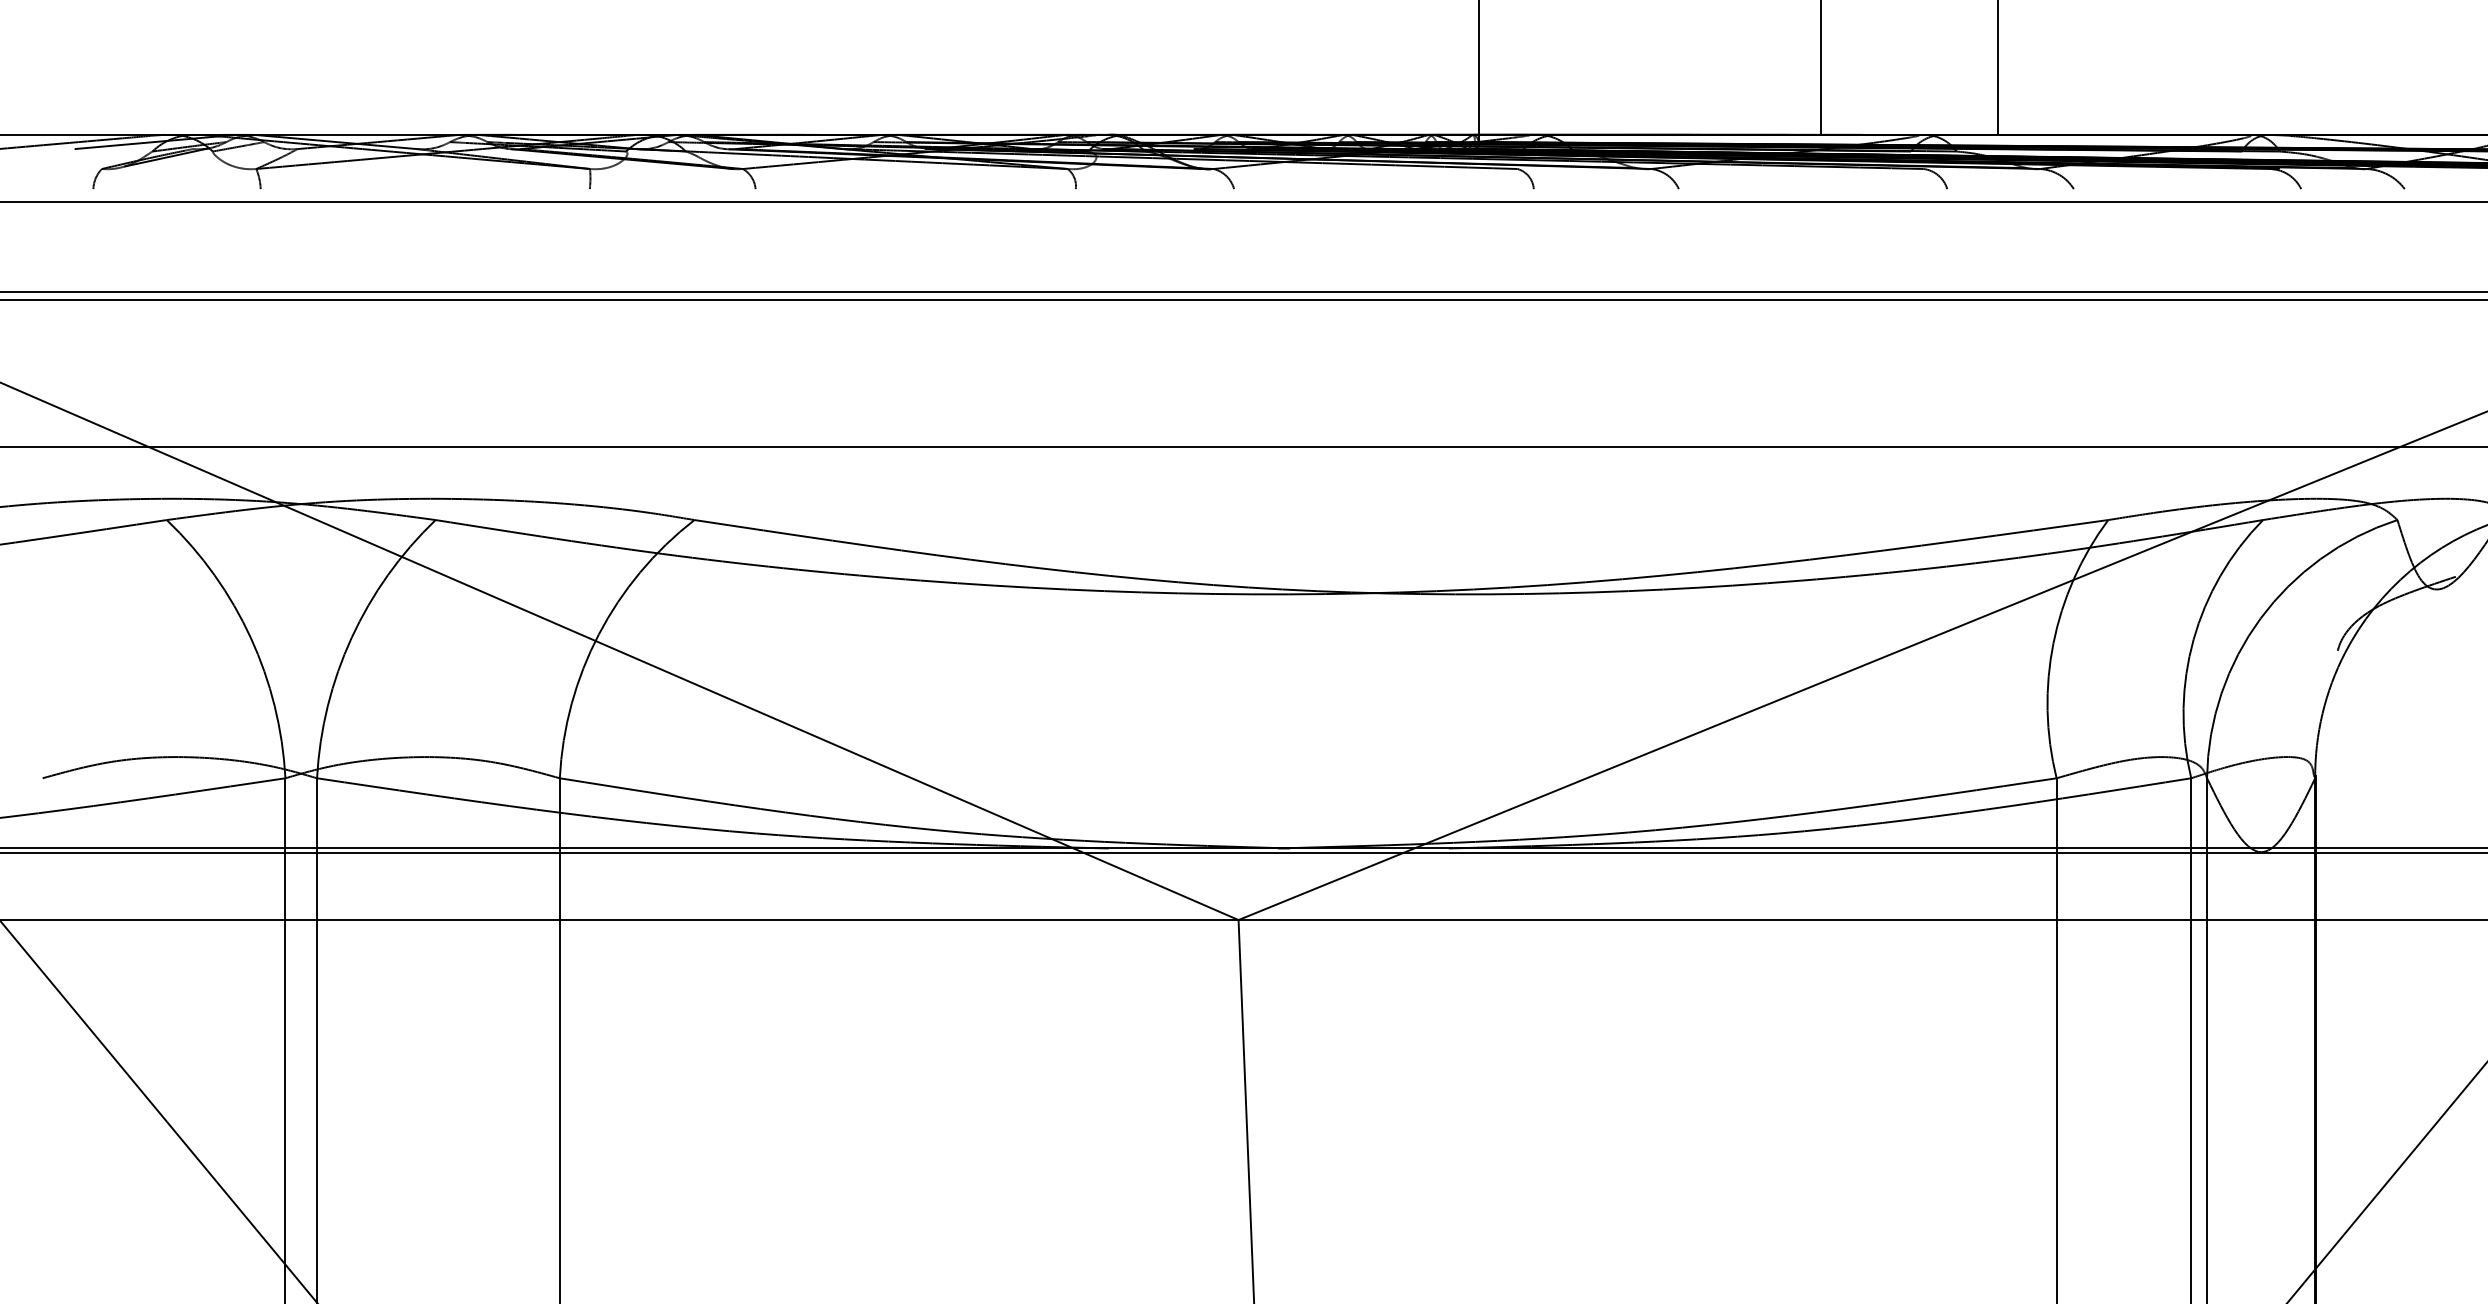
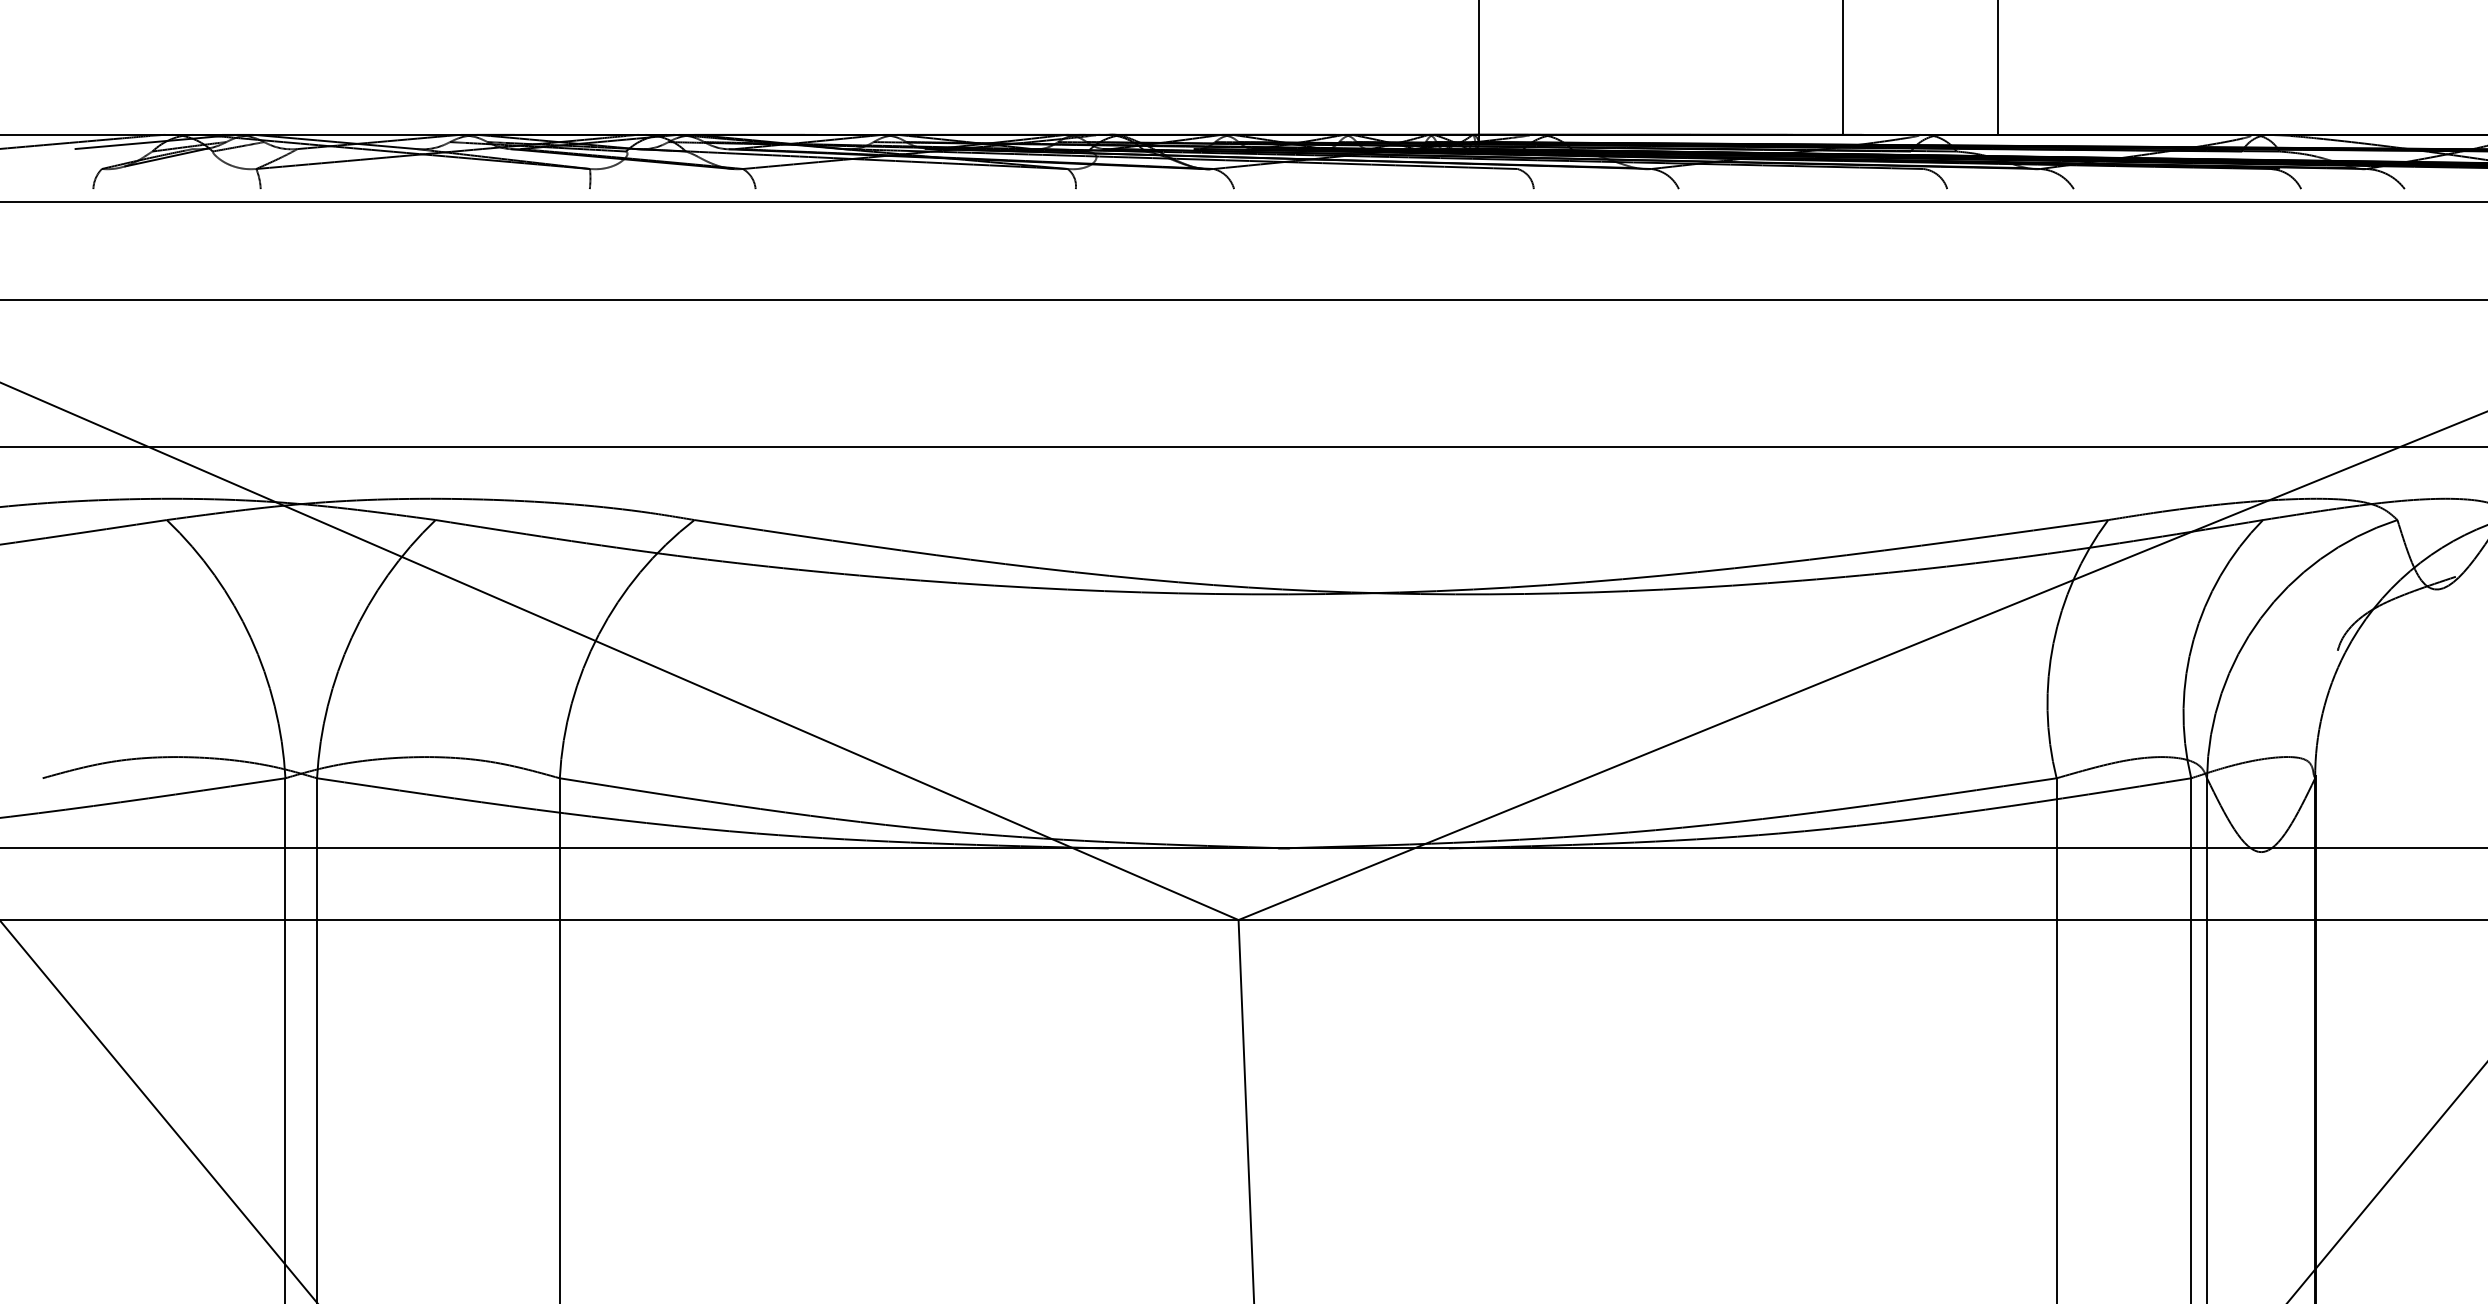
line position: (1821, 68) -> (1843, 68) (1843, 68)
line: present -> none (1243, 291)
line: present -> none (1243, 852)
